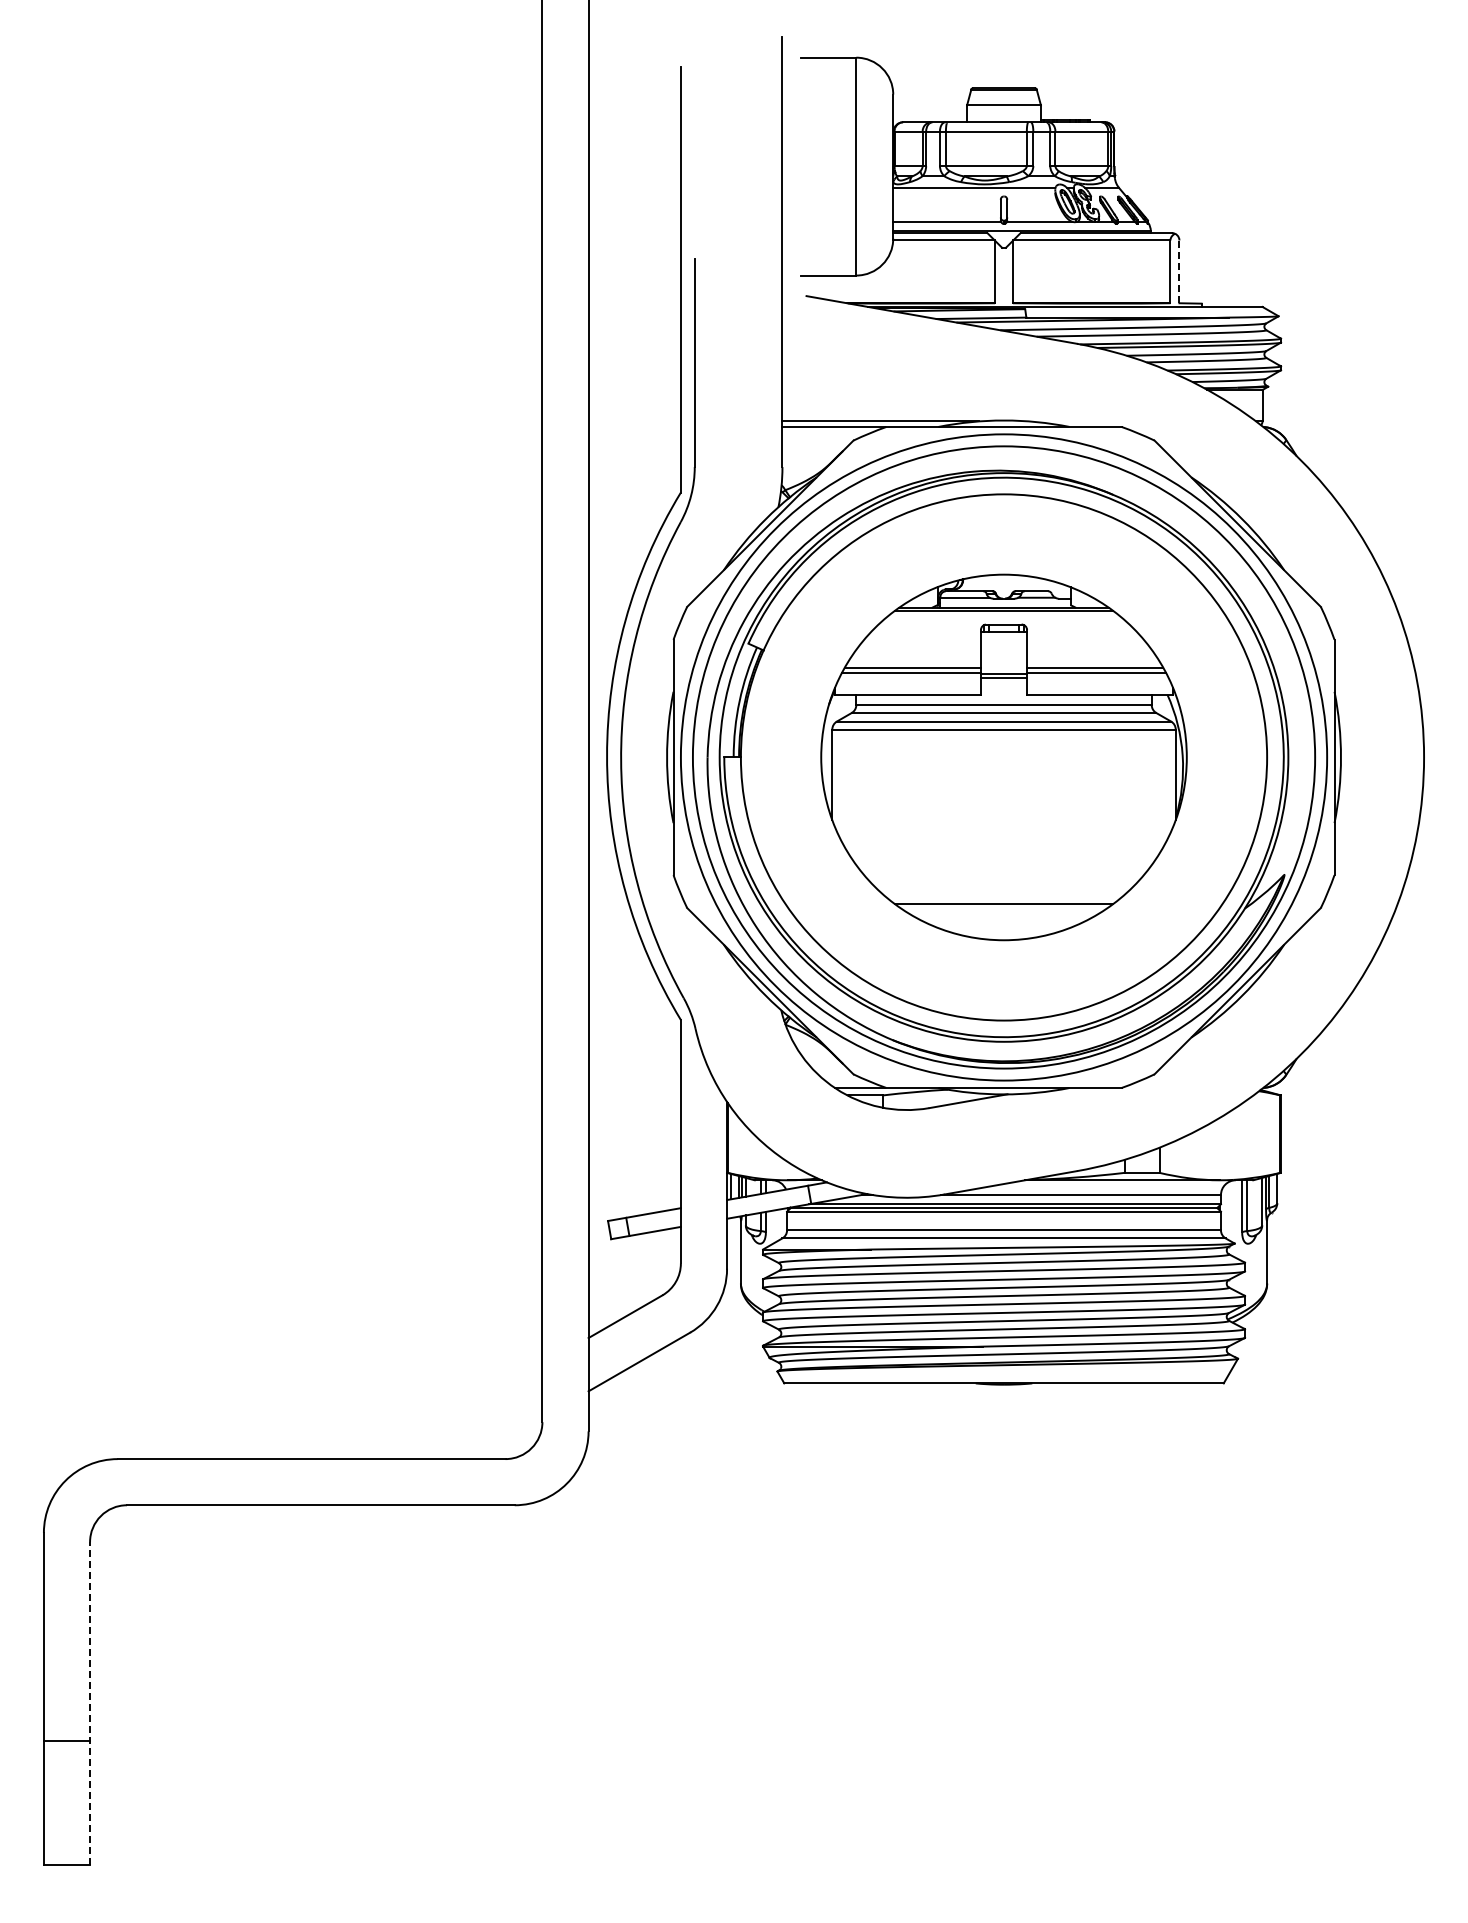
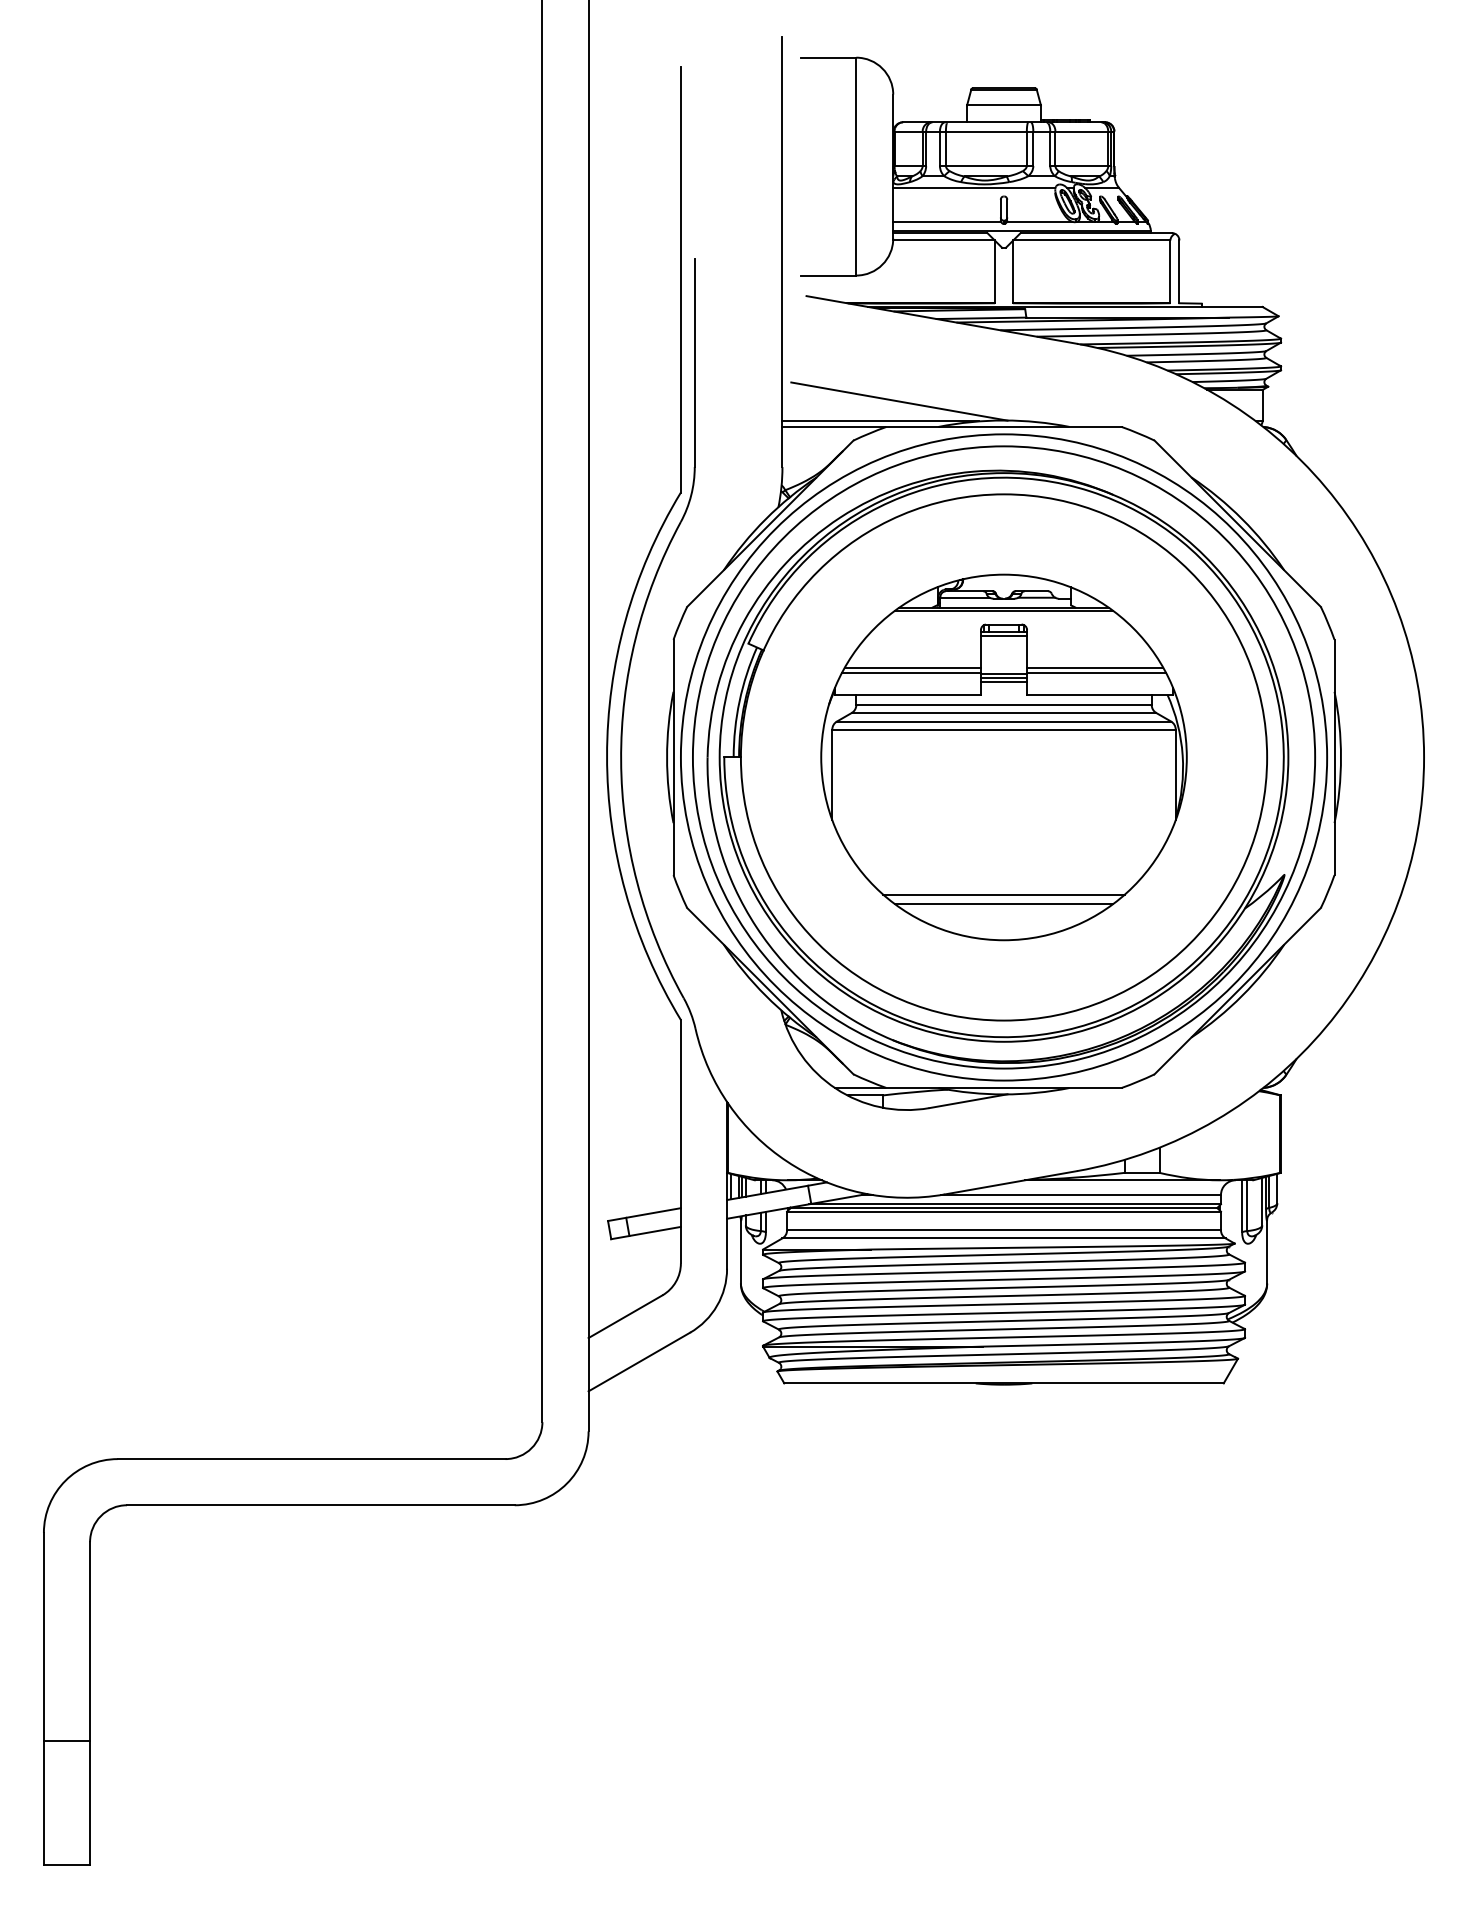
line: dashed -> solid (1179, 271)
line: none -> present (899, 401)
line: none -> present (1003, 635)
line: none -> present (1003, 681)
line: none -> present (1003, 894)
line: dashed -> solid (90, 1703)
